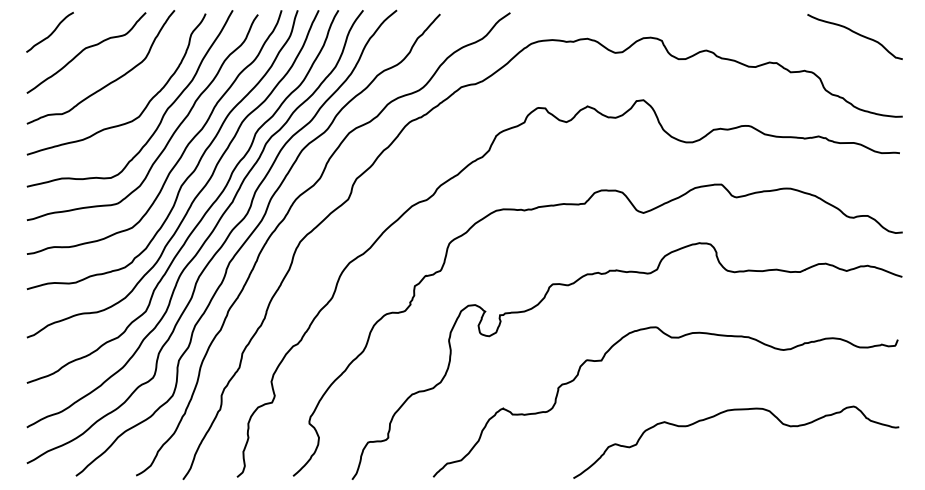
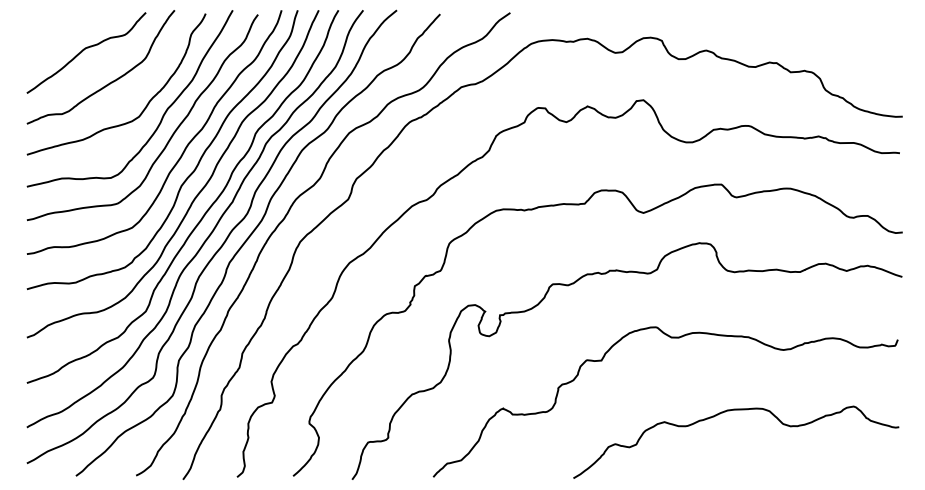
curve: present -> none (51, 32)
curve: present -> none (856, 34)
